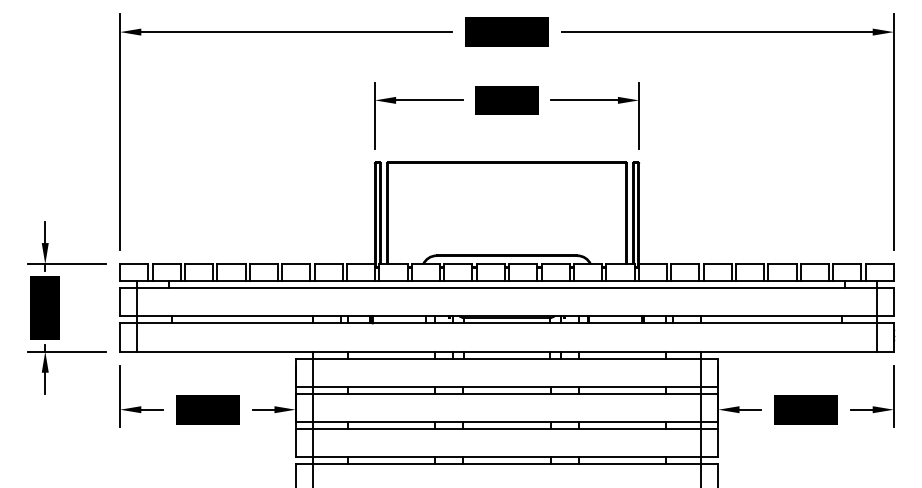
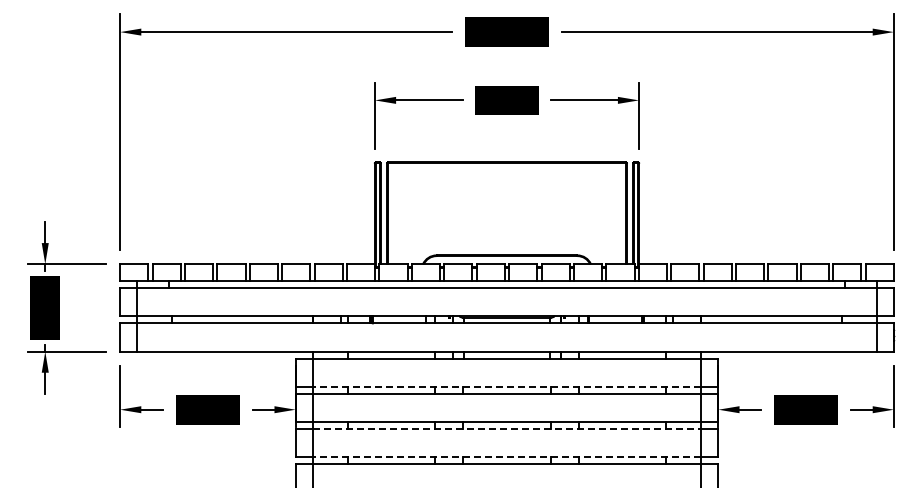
line: solid -> dashed (506, 386)
line: solid -> dashed (507, 429)
line: solid -> dashed (506, 457)
